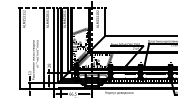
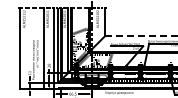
line: solid -> dashed (141, 36)
